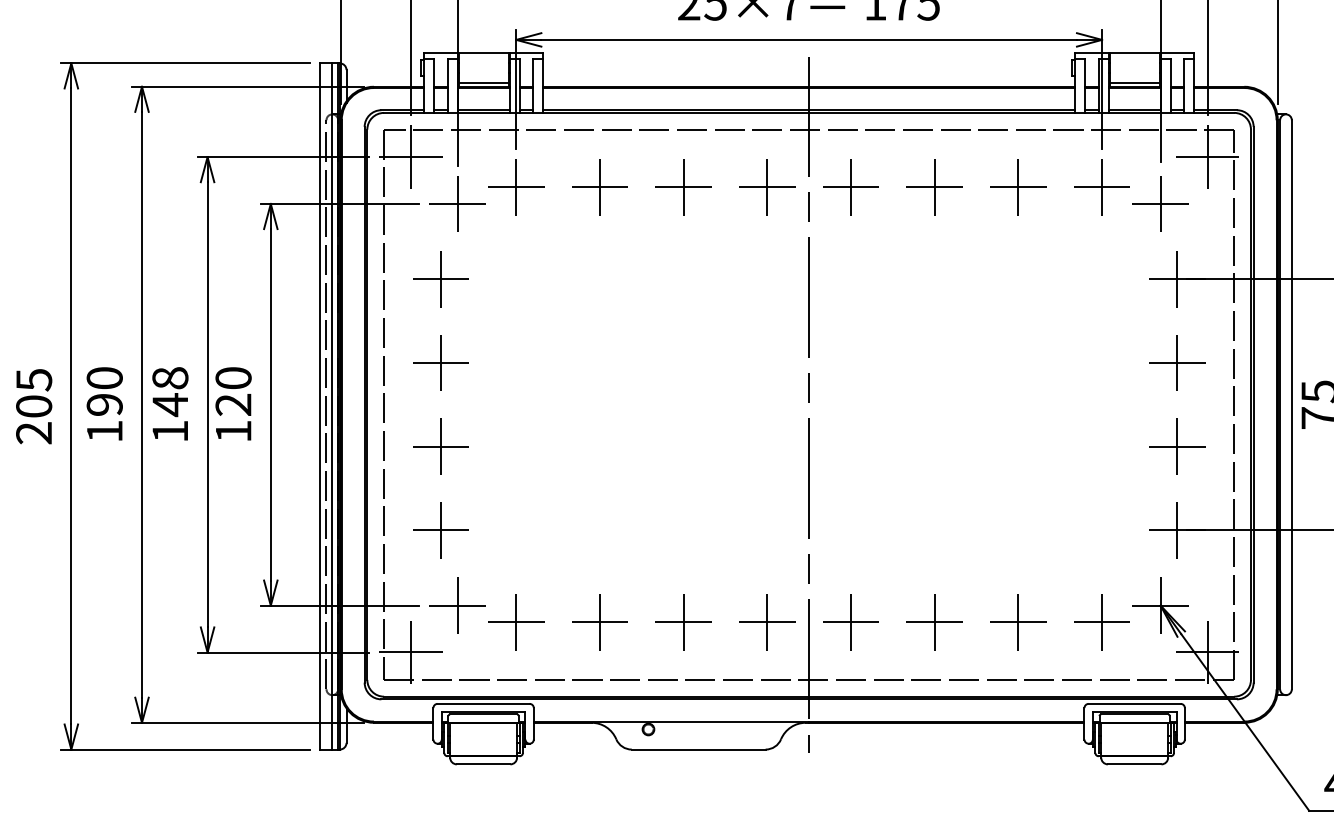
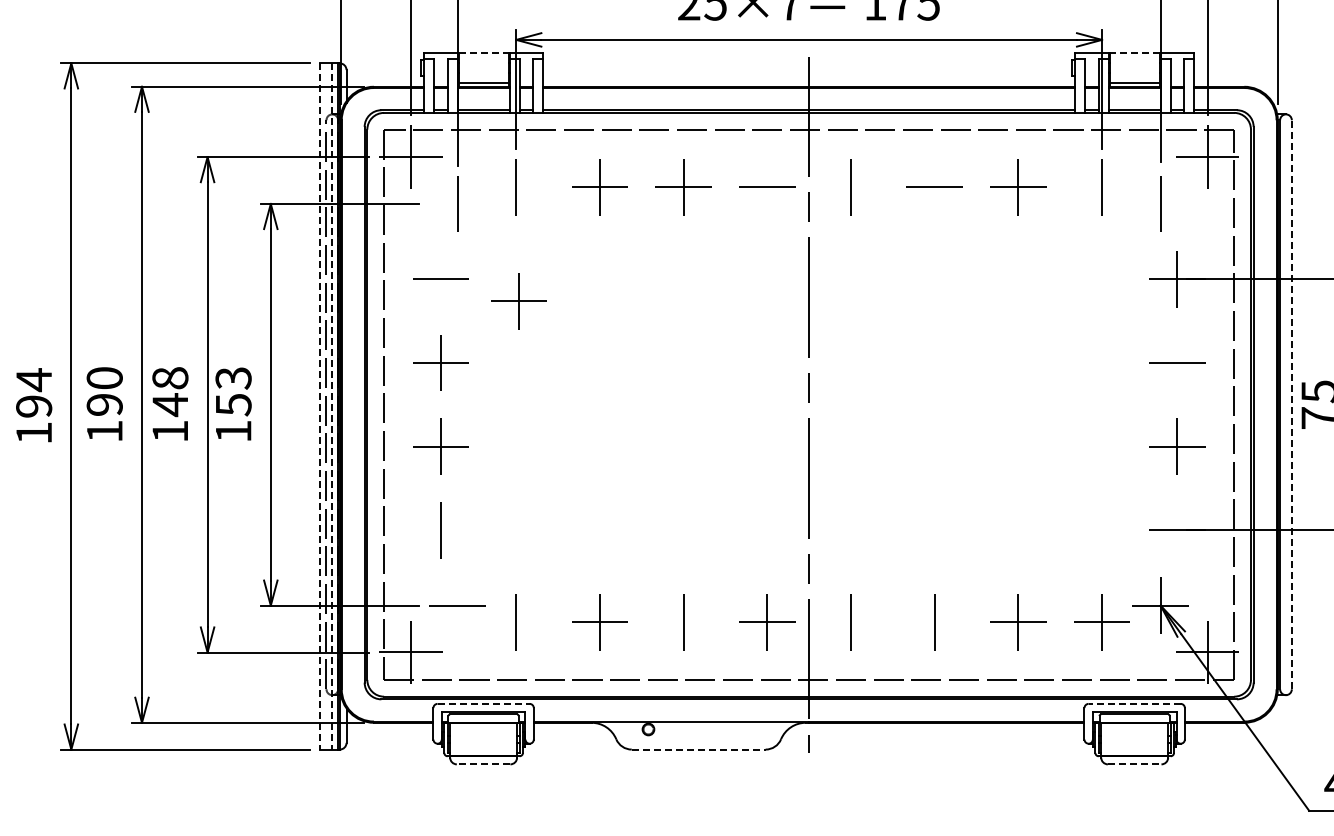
line: solid -> dashed (484, 53)
line: solid -> dashed (1134, 53)
line: present -> none (767, 186)
line: present -> none (934, 186)
line: present -> none (515, 187)
line: present -> none (850, 187)
line: present -> none (1101, 187)
line: present -> none (457, 203)
line: present -> none (1160, 203)
line: present -> none (440, 278)
part: none -> present (518, 301)
line: present -> none (1177, 362)
text: 120 -> 153 (233, 391)
line: solid -> dashed (1291, 404)
text: 205 -> 194 (34, 406)
line: solid -> dashed (319, 406)
line: solid -> dashed (331, 406)
line: present -> none (1177, 529)
line: present -> none (440, 530)
line: present -> none (457, 605)
line: present -> none (515, 622)
line: present -> none (683, 622)
line: present -> none (850, 622)
line: present -> none (934, 622)
line: solid -> dashed (484, 703)
line: solid -> dashed (1134, 703)
line: solid -> dashed (698, 749)
line: solid -> dashed (483, 764)
line: solid -> dashed (1134, 764)
